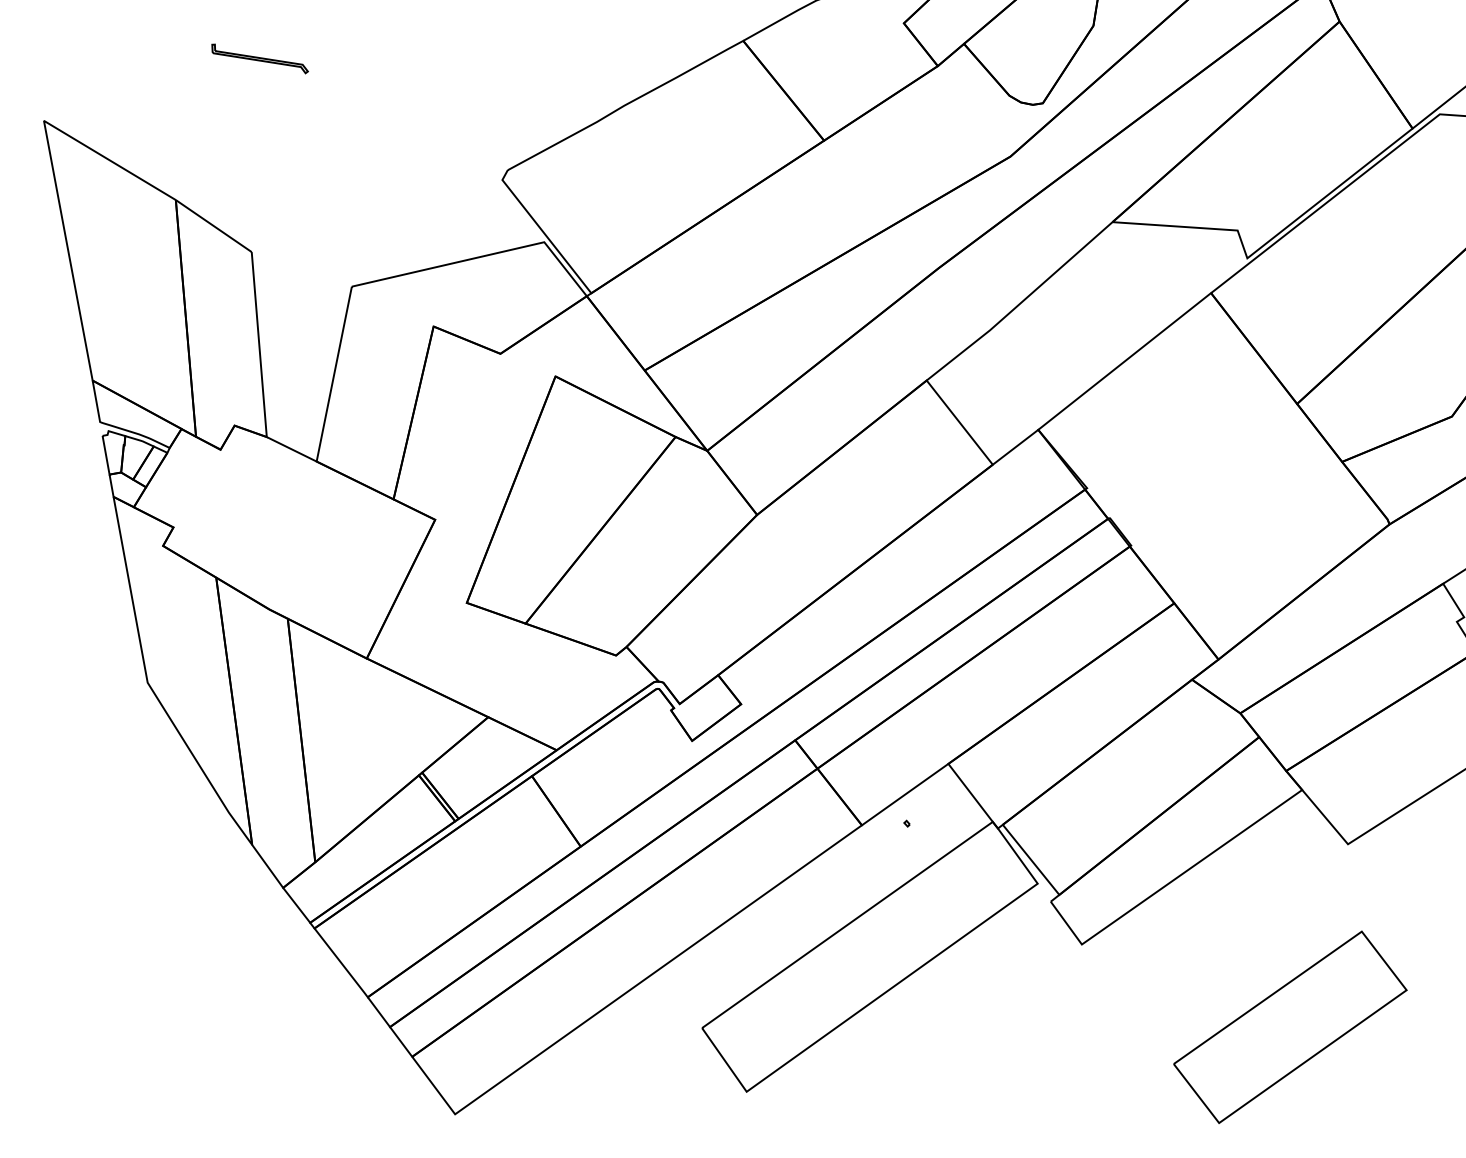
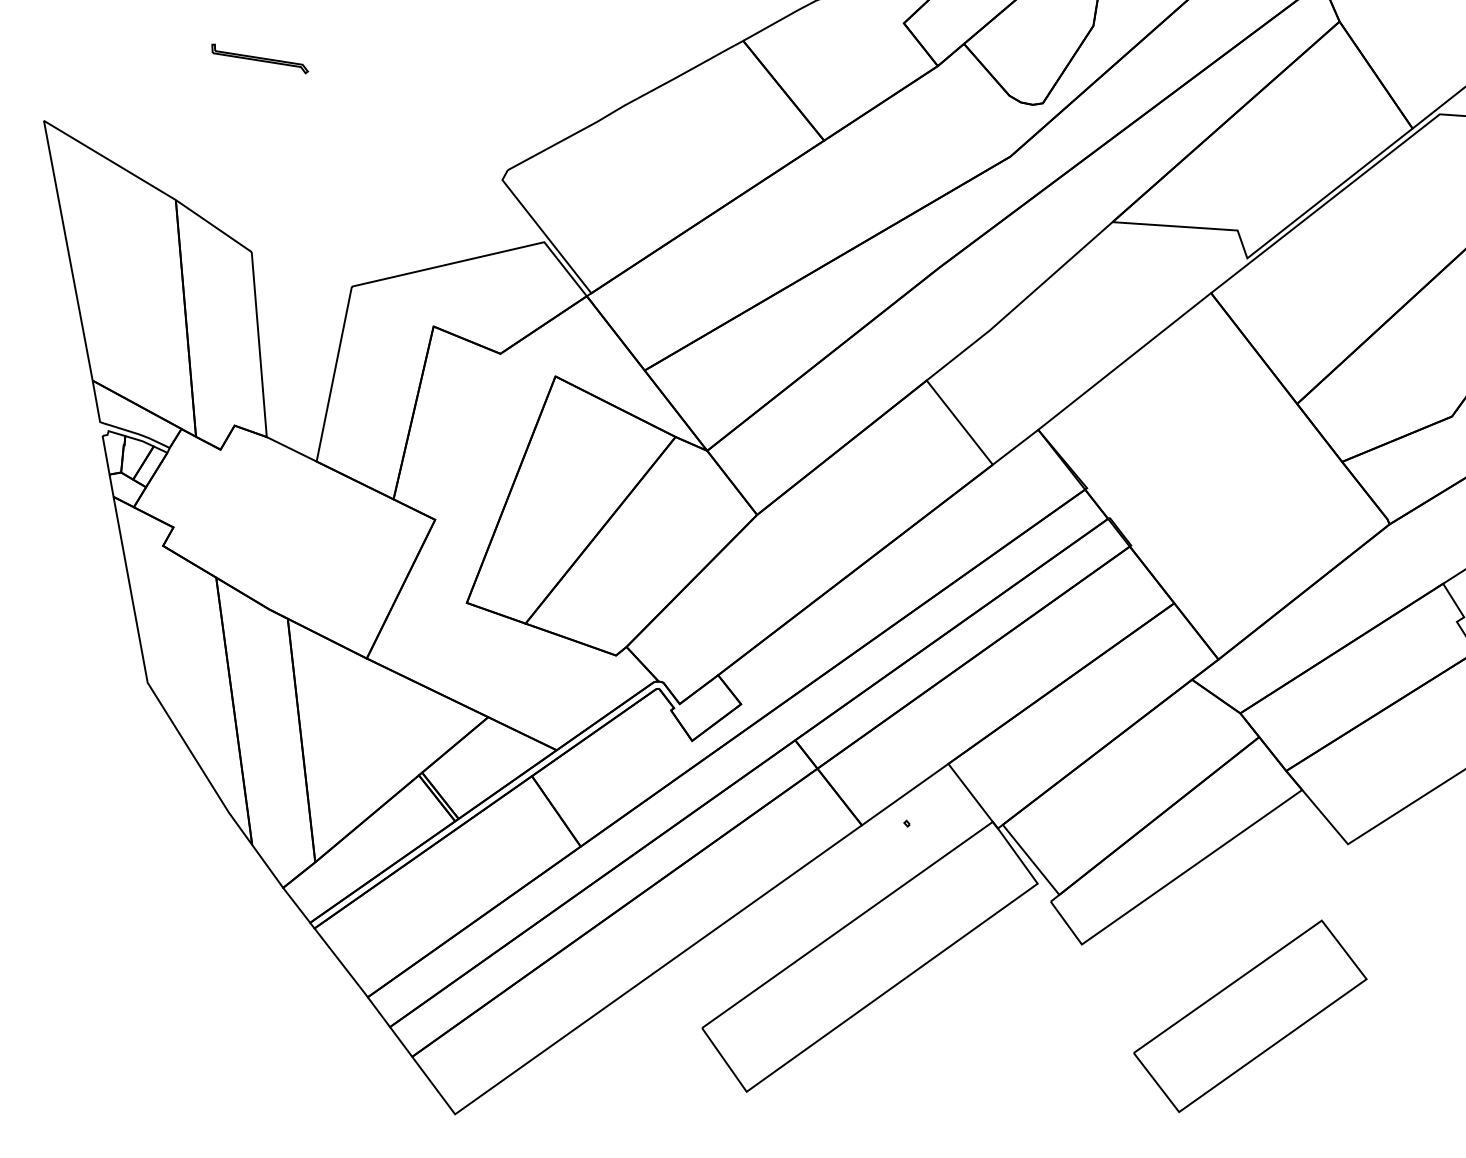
part position: (1290, 1026) -> (1250, 1015) (1250, 1015)
